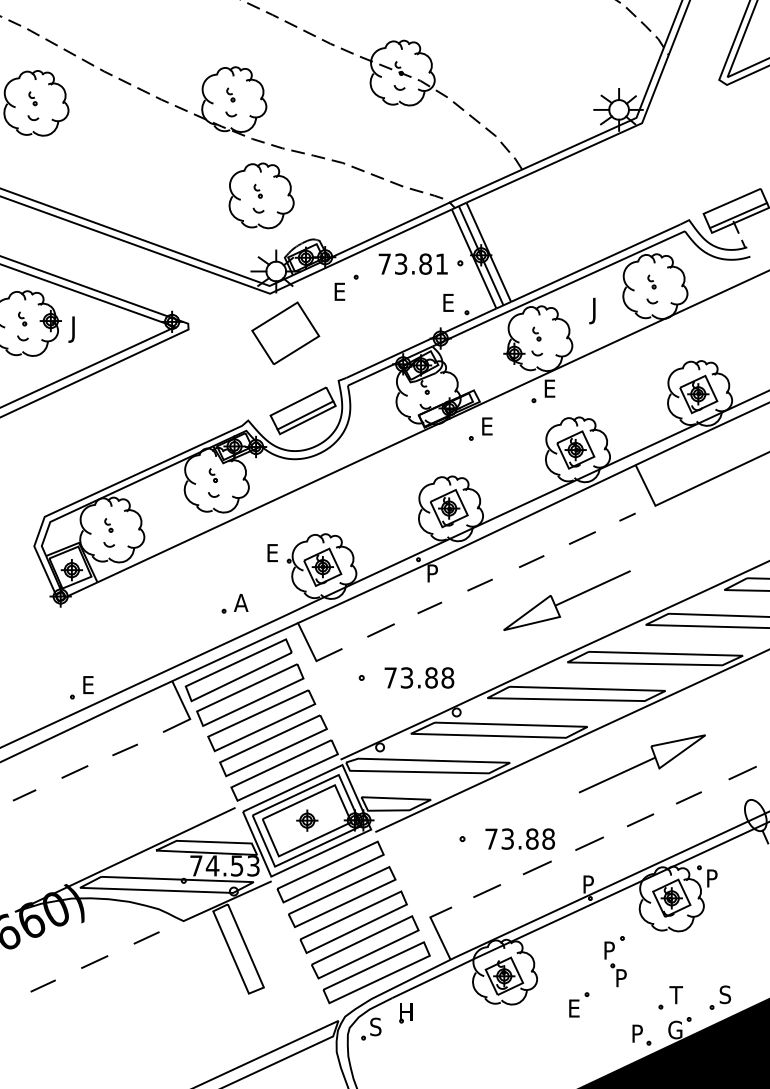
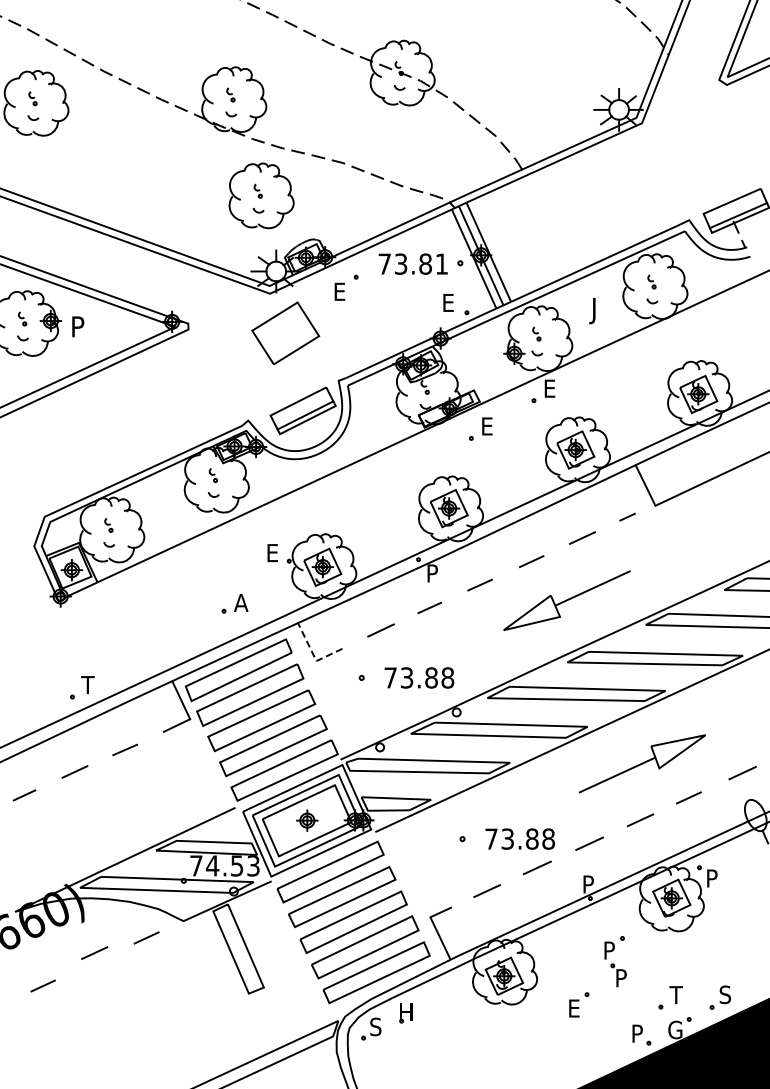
text: J -> P (76, 329)
line: solid -> dashed (313, 654)
text: E -> T (87, 685)
line position: (94, 961) -> (94, 952) (94, 952)
